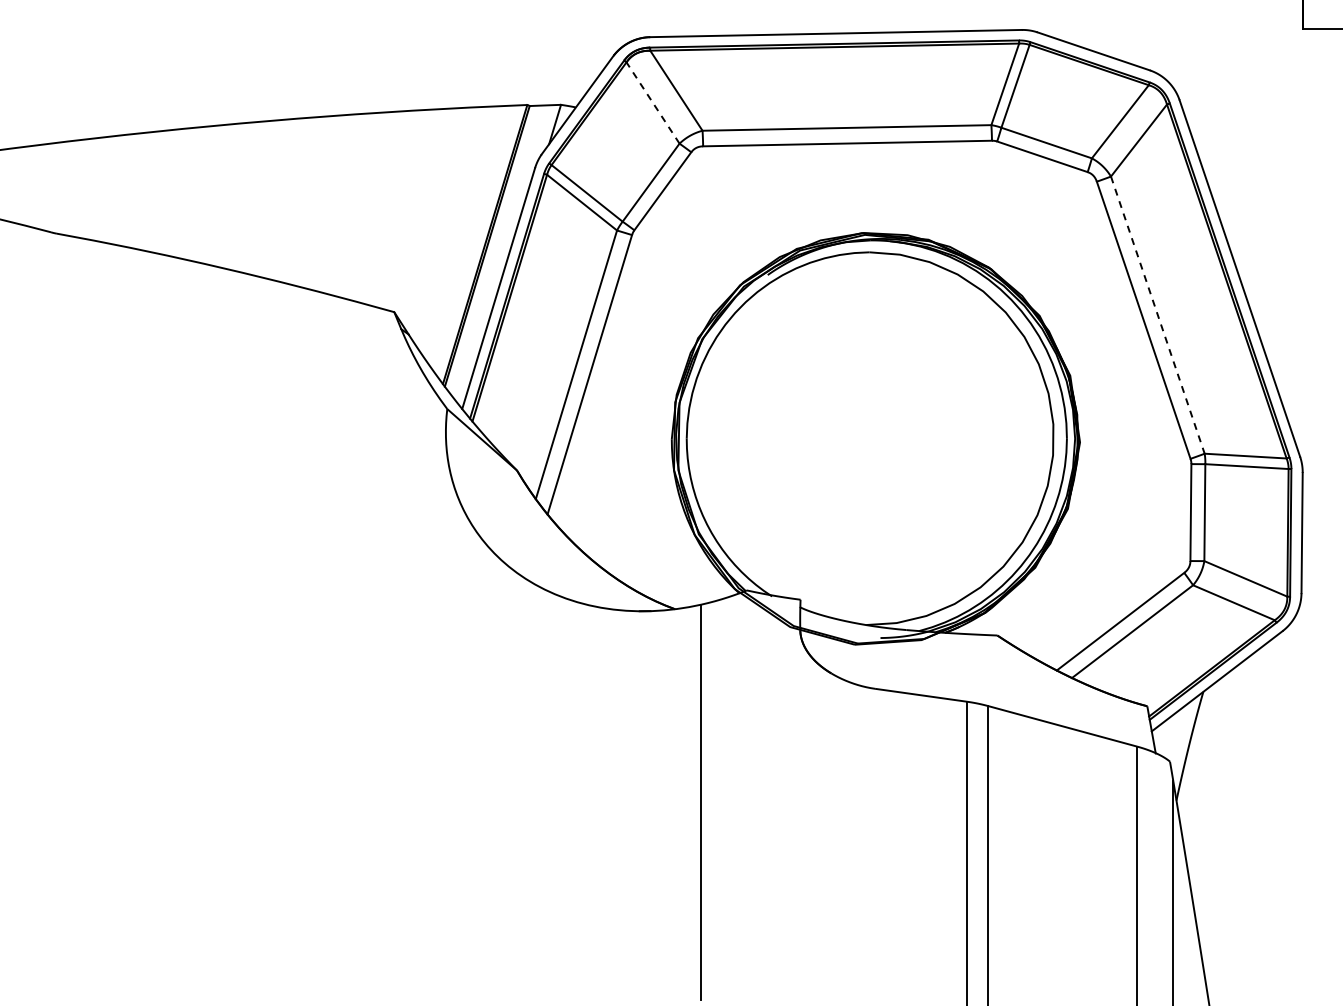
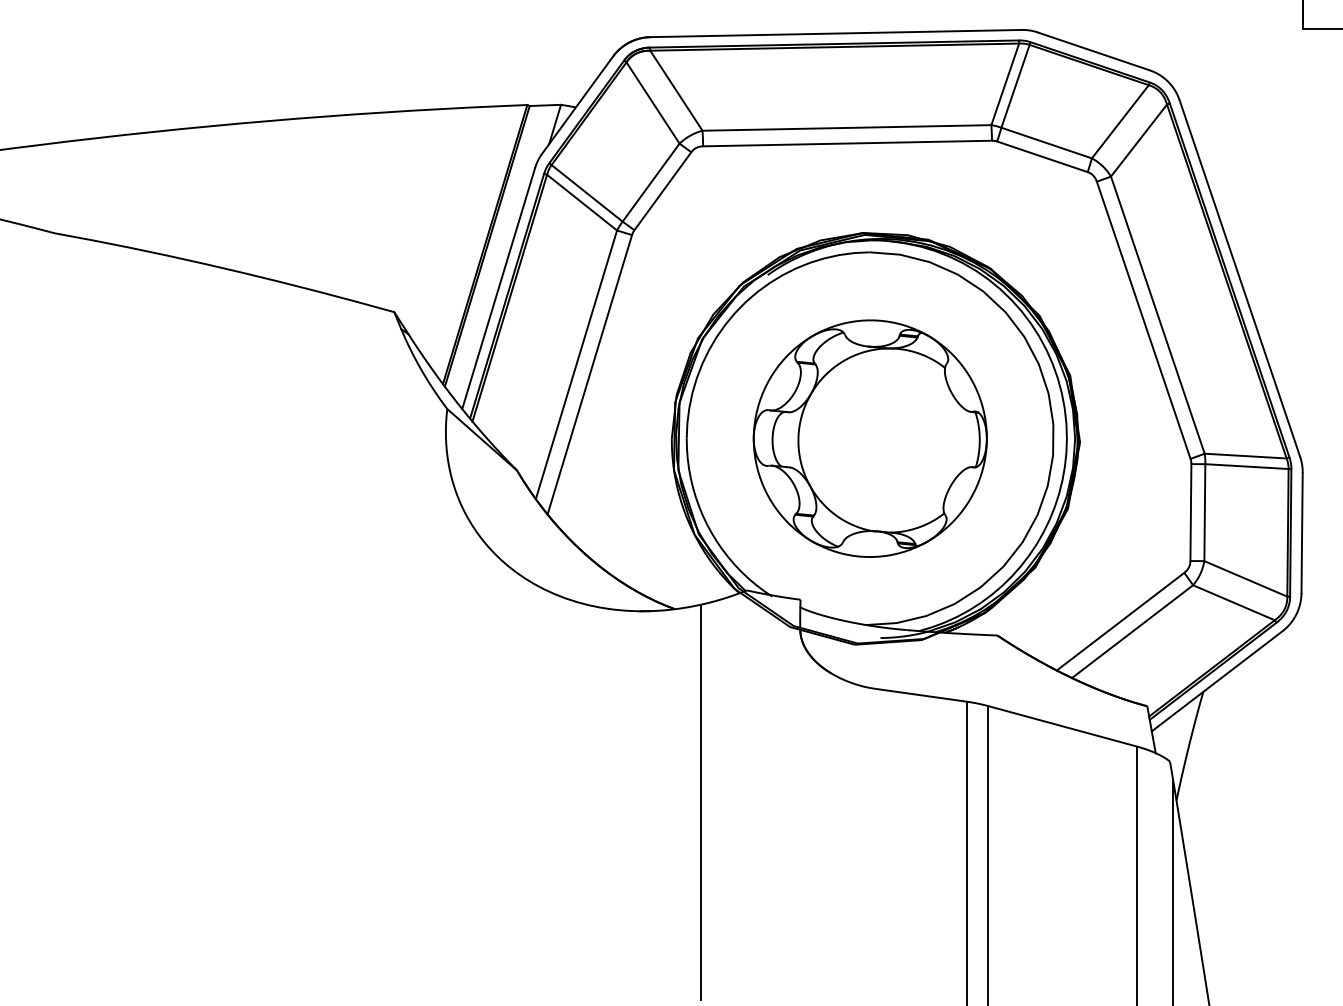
line: dashed -> solid (653, 103)
line: dashed -> solid (1158, 315)
part: none -> present (869, 438)
